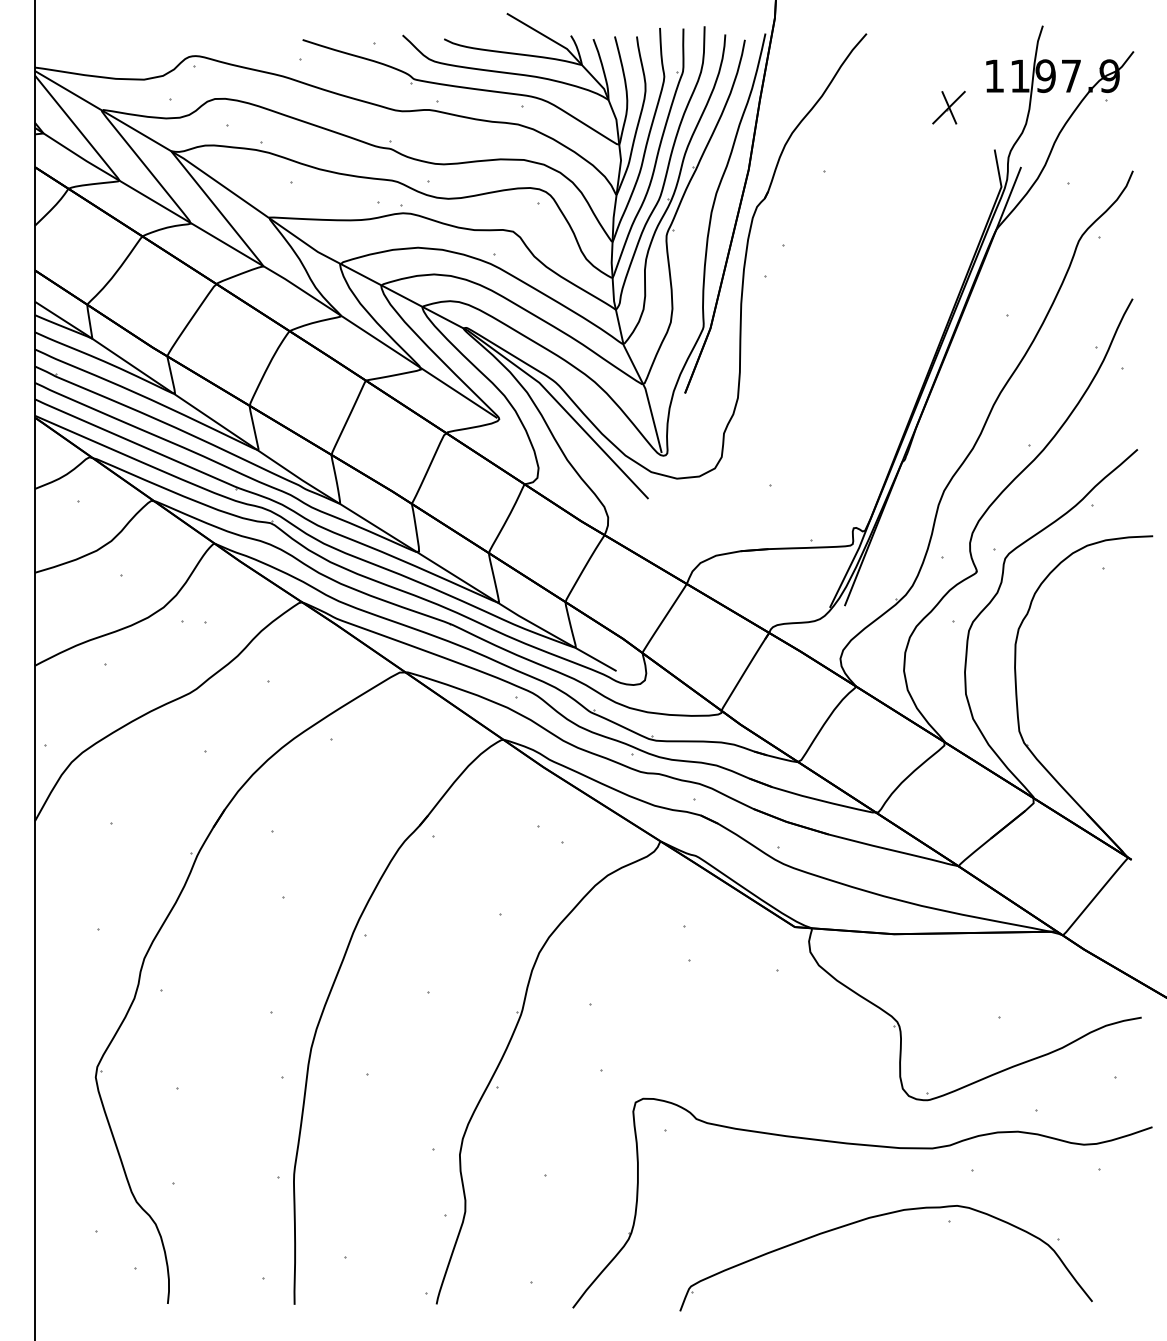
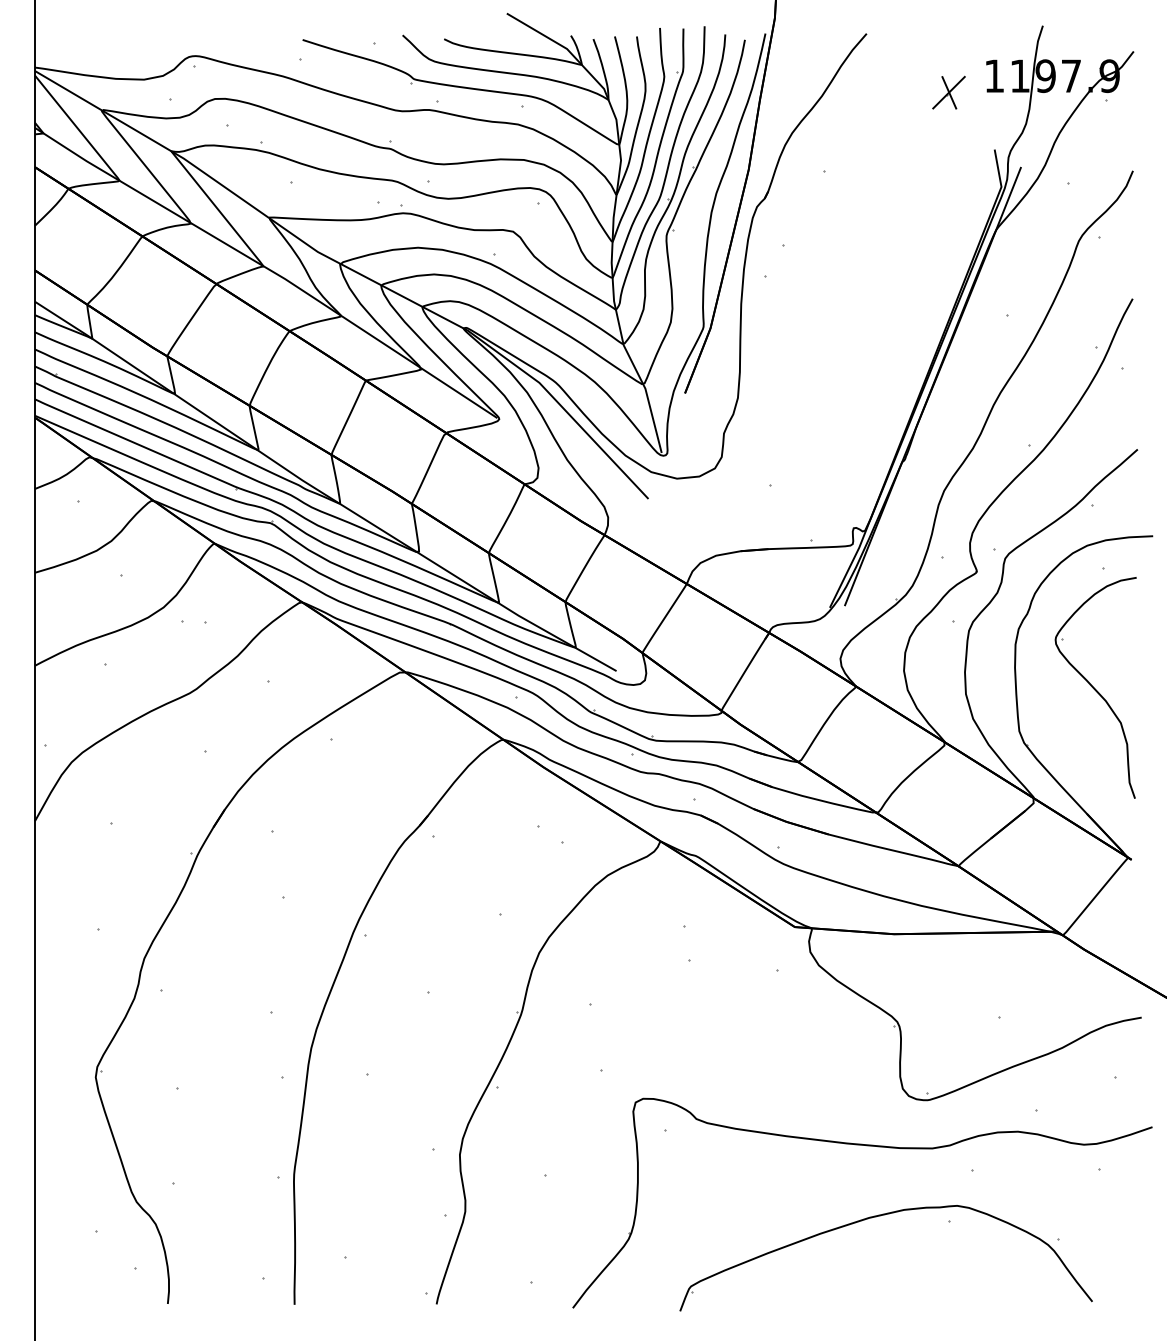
part position: (948, 107) -> (948, 92) (948, 92)
part: none -> present (1095, 687)
